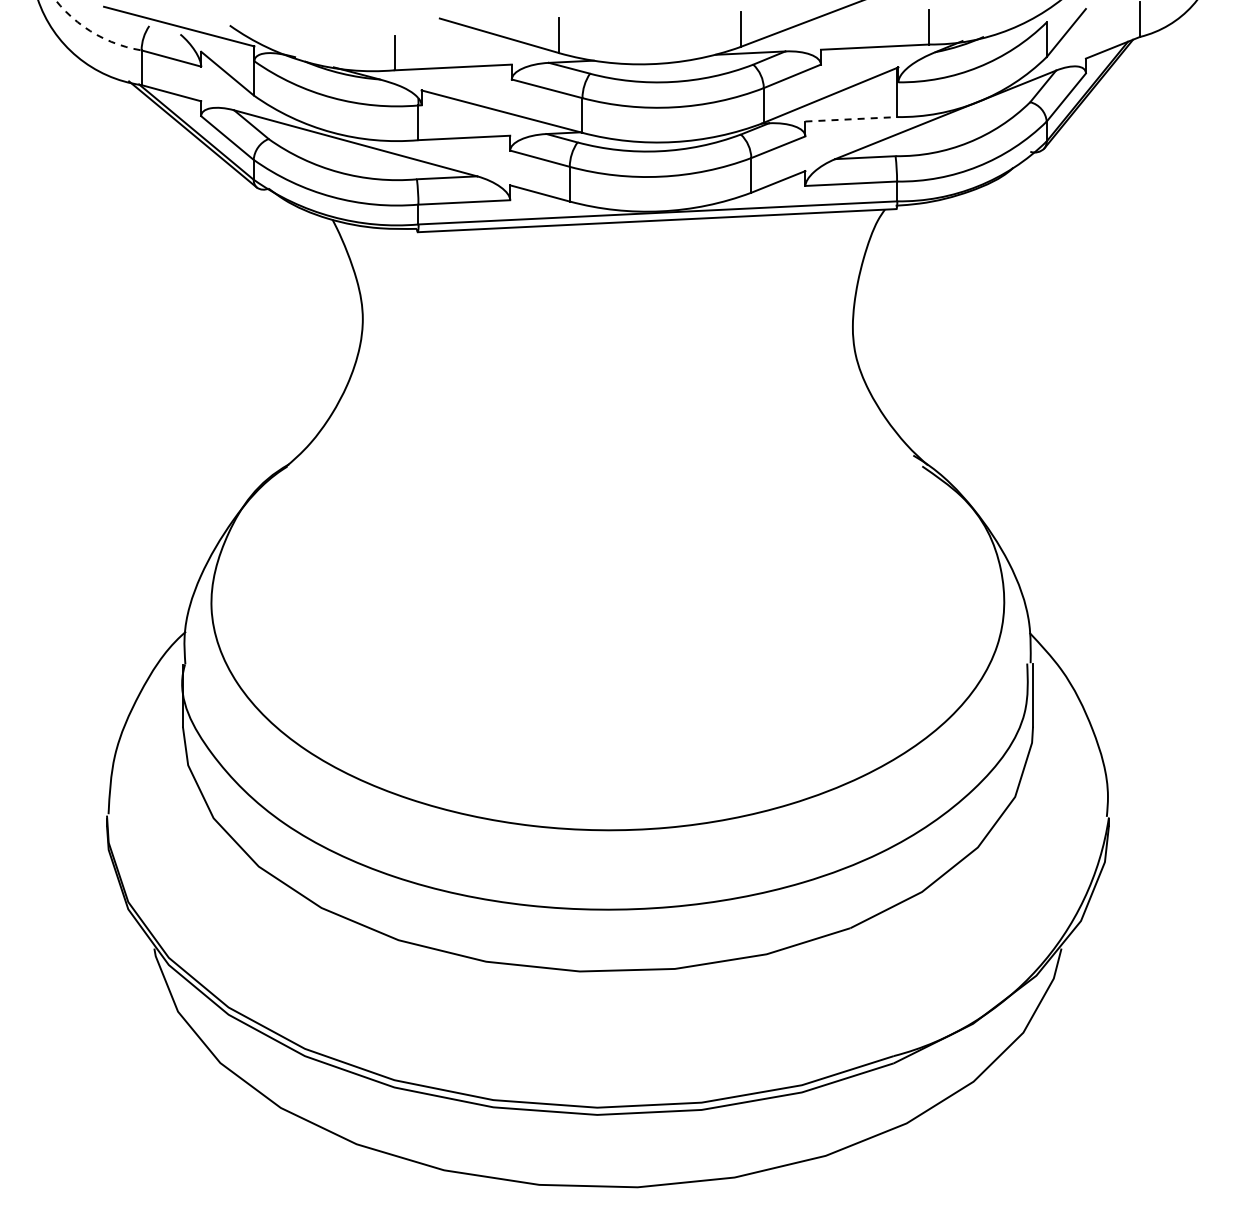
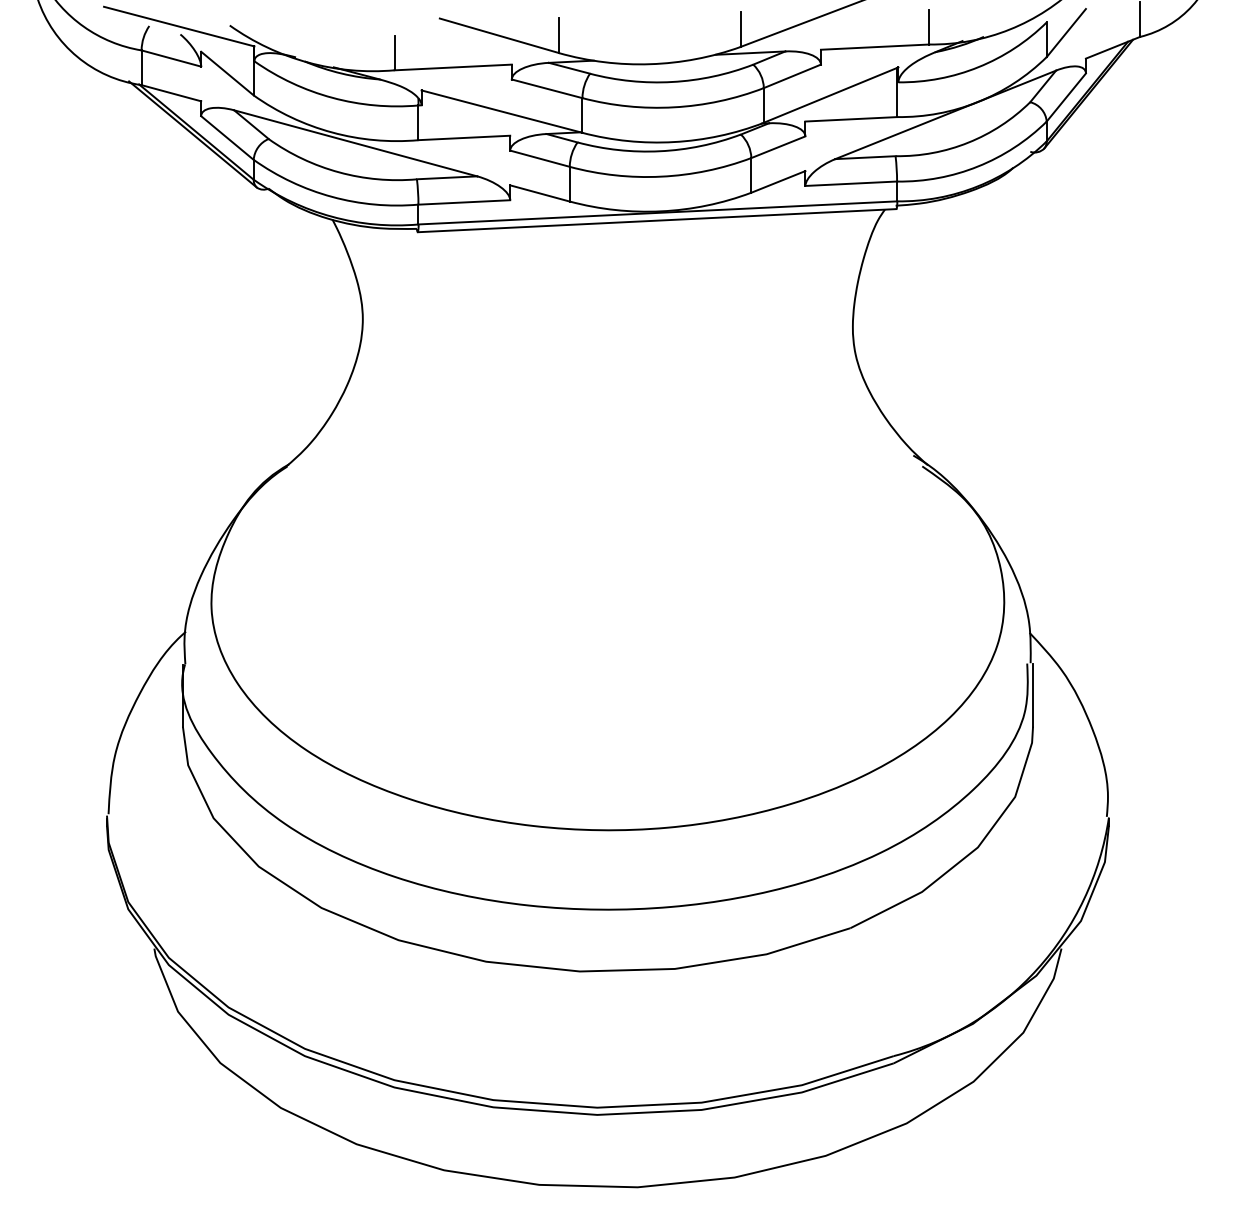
arc: dashed -> solid (94, 33)
line: dashed -> solid (851, 119)
